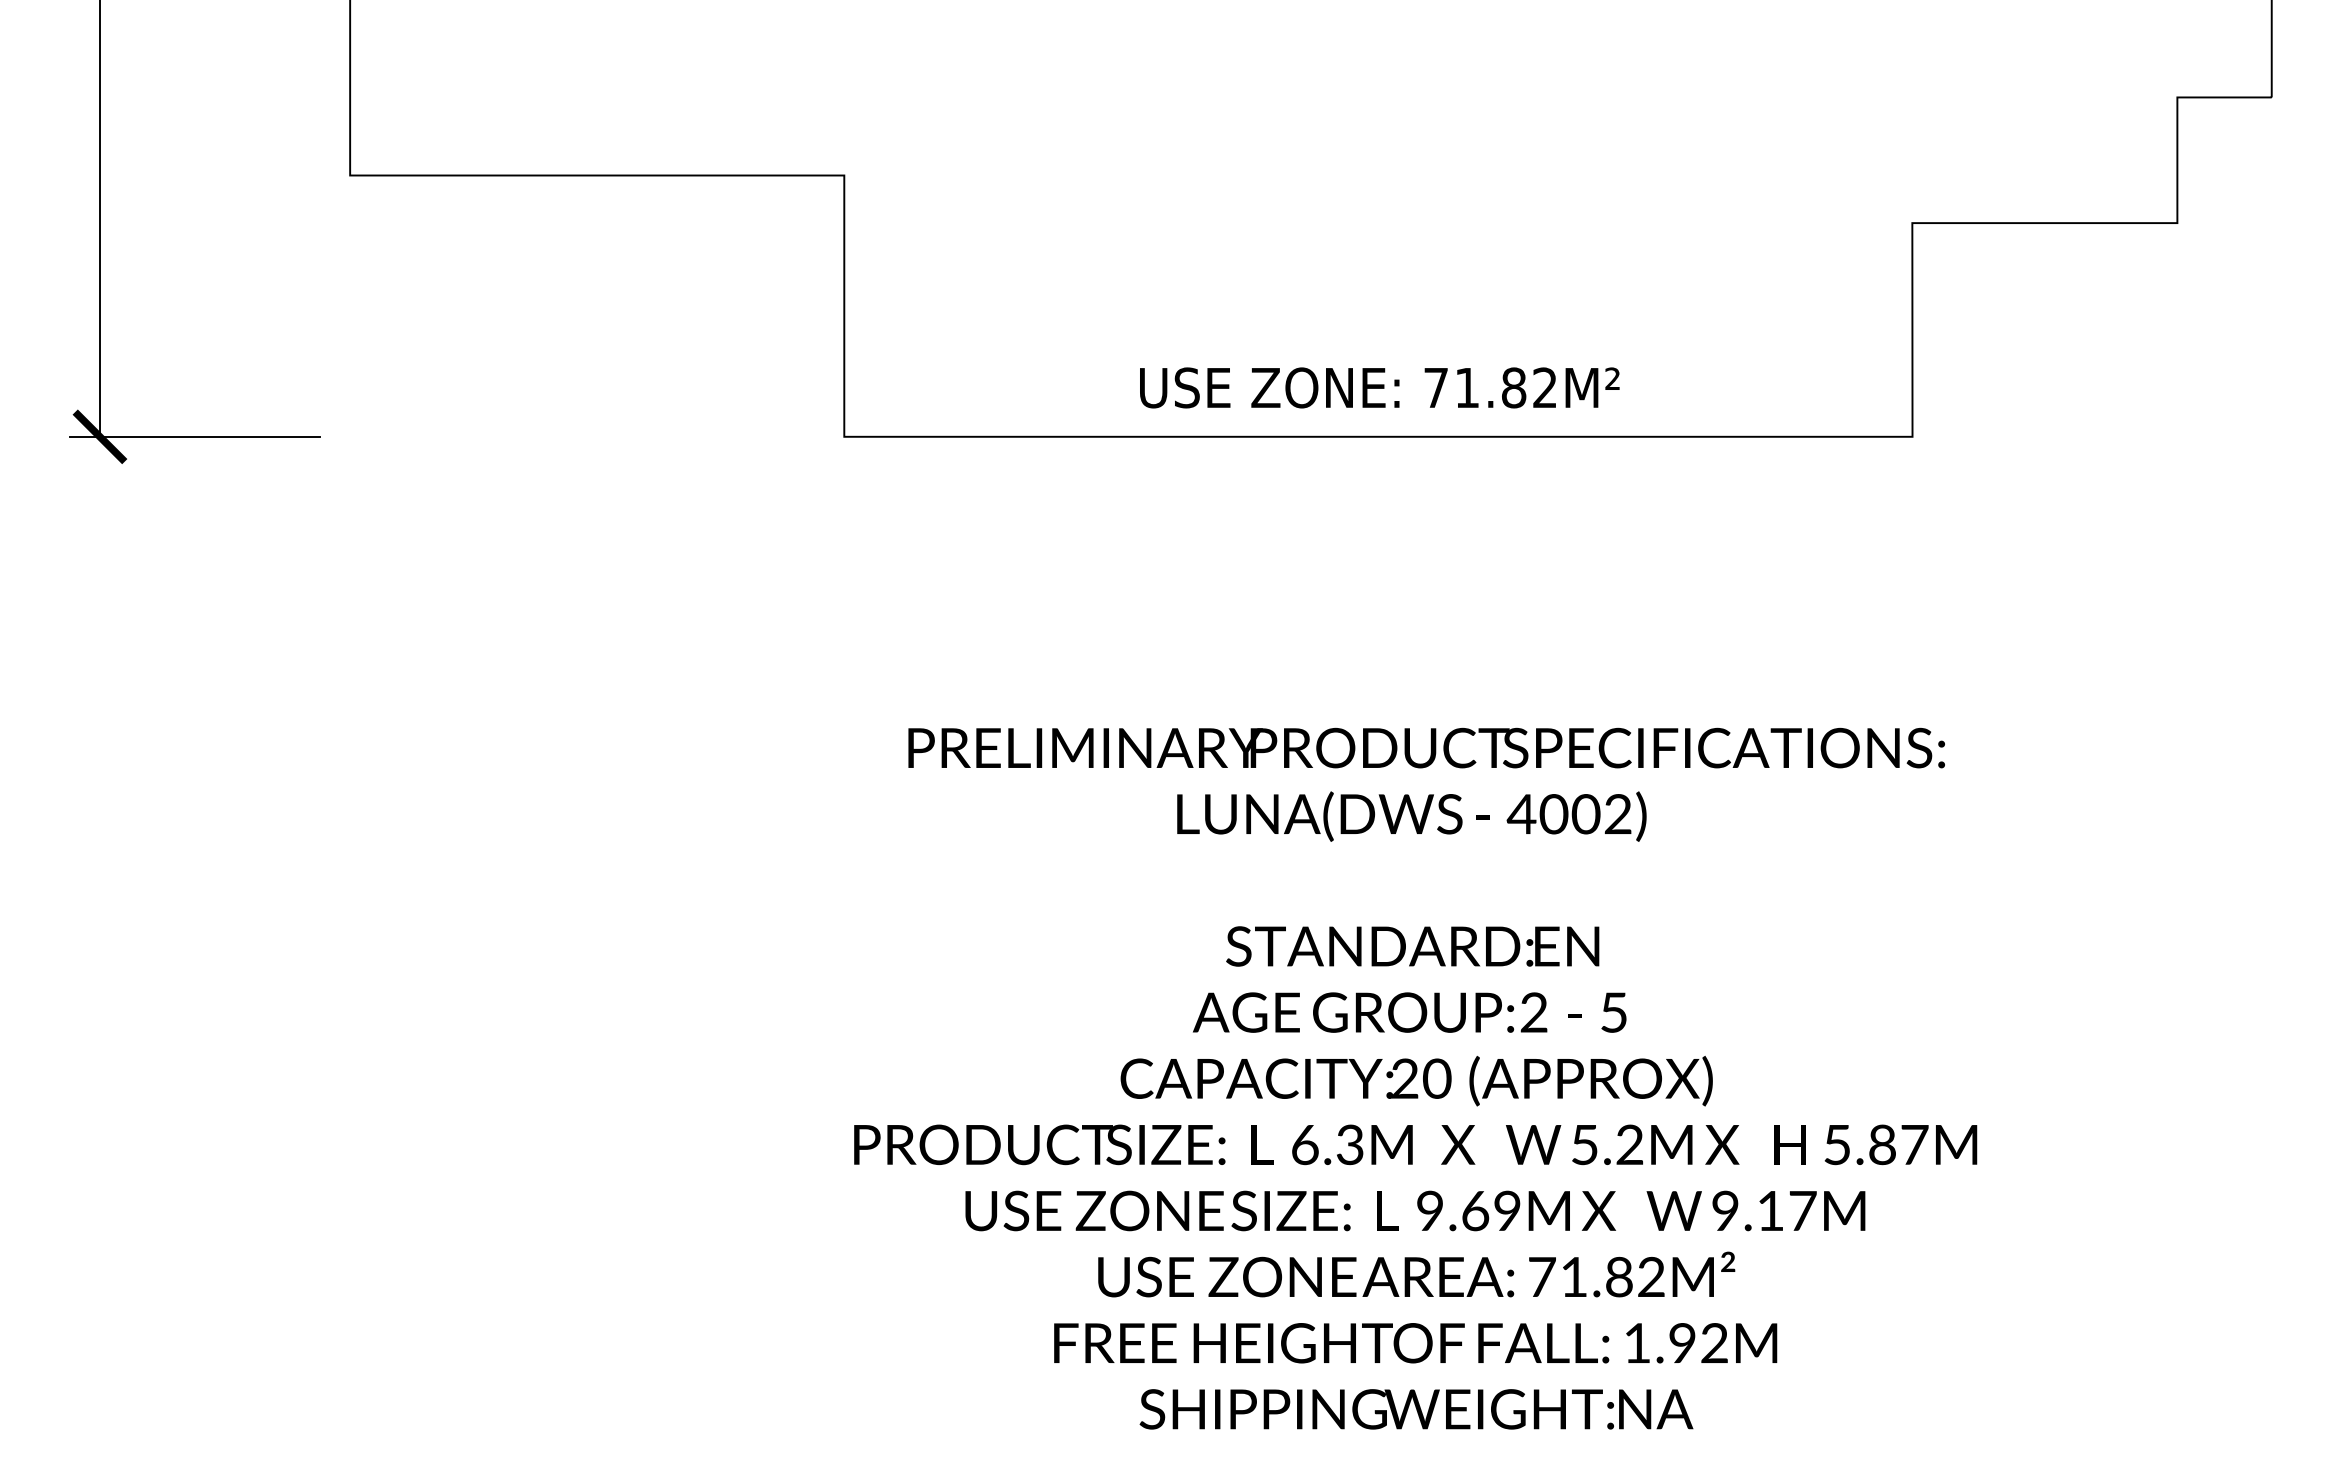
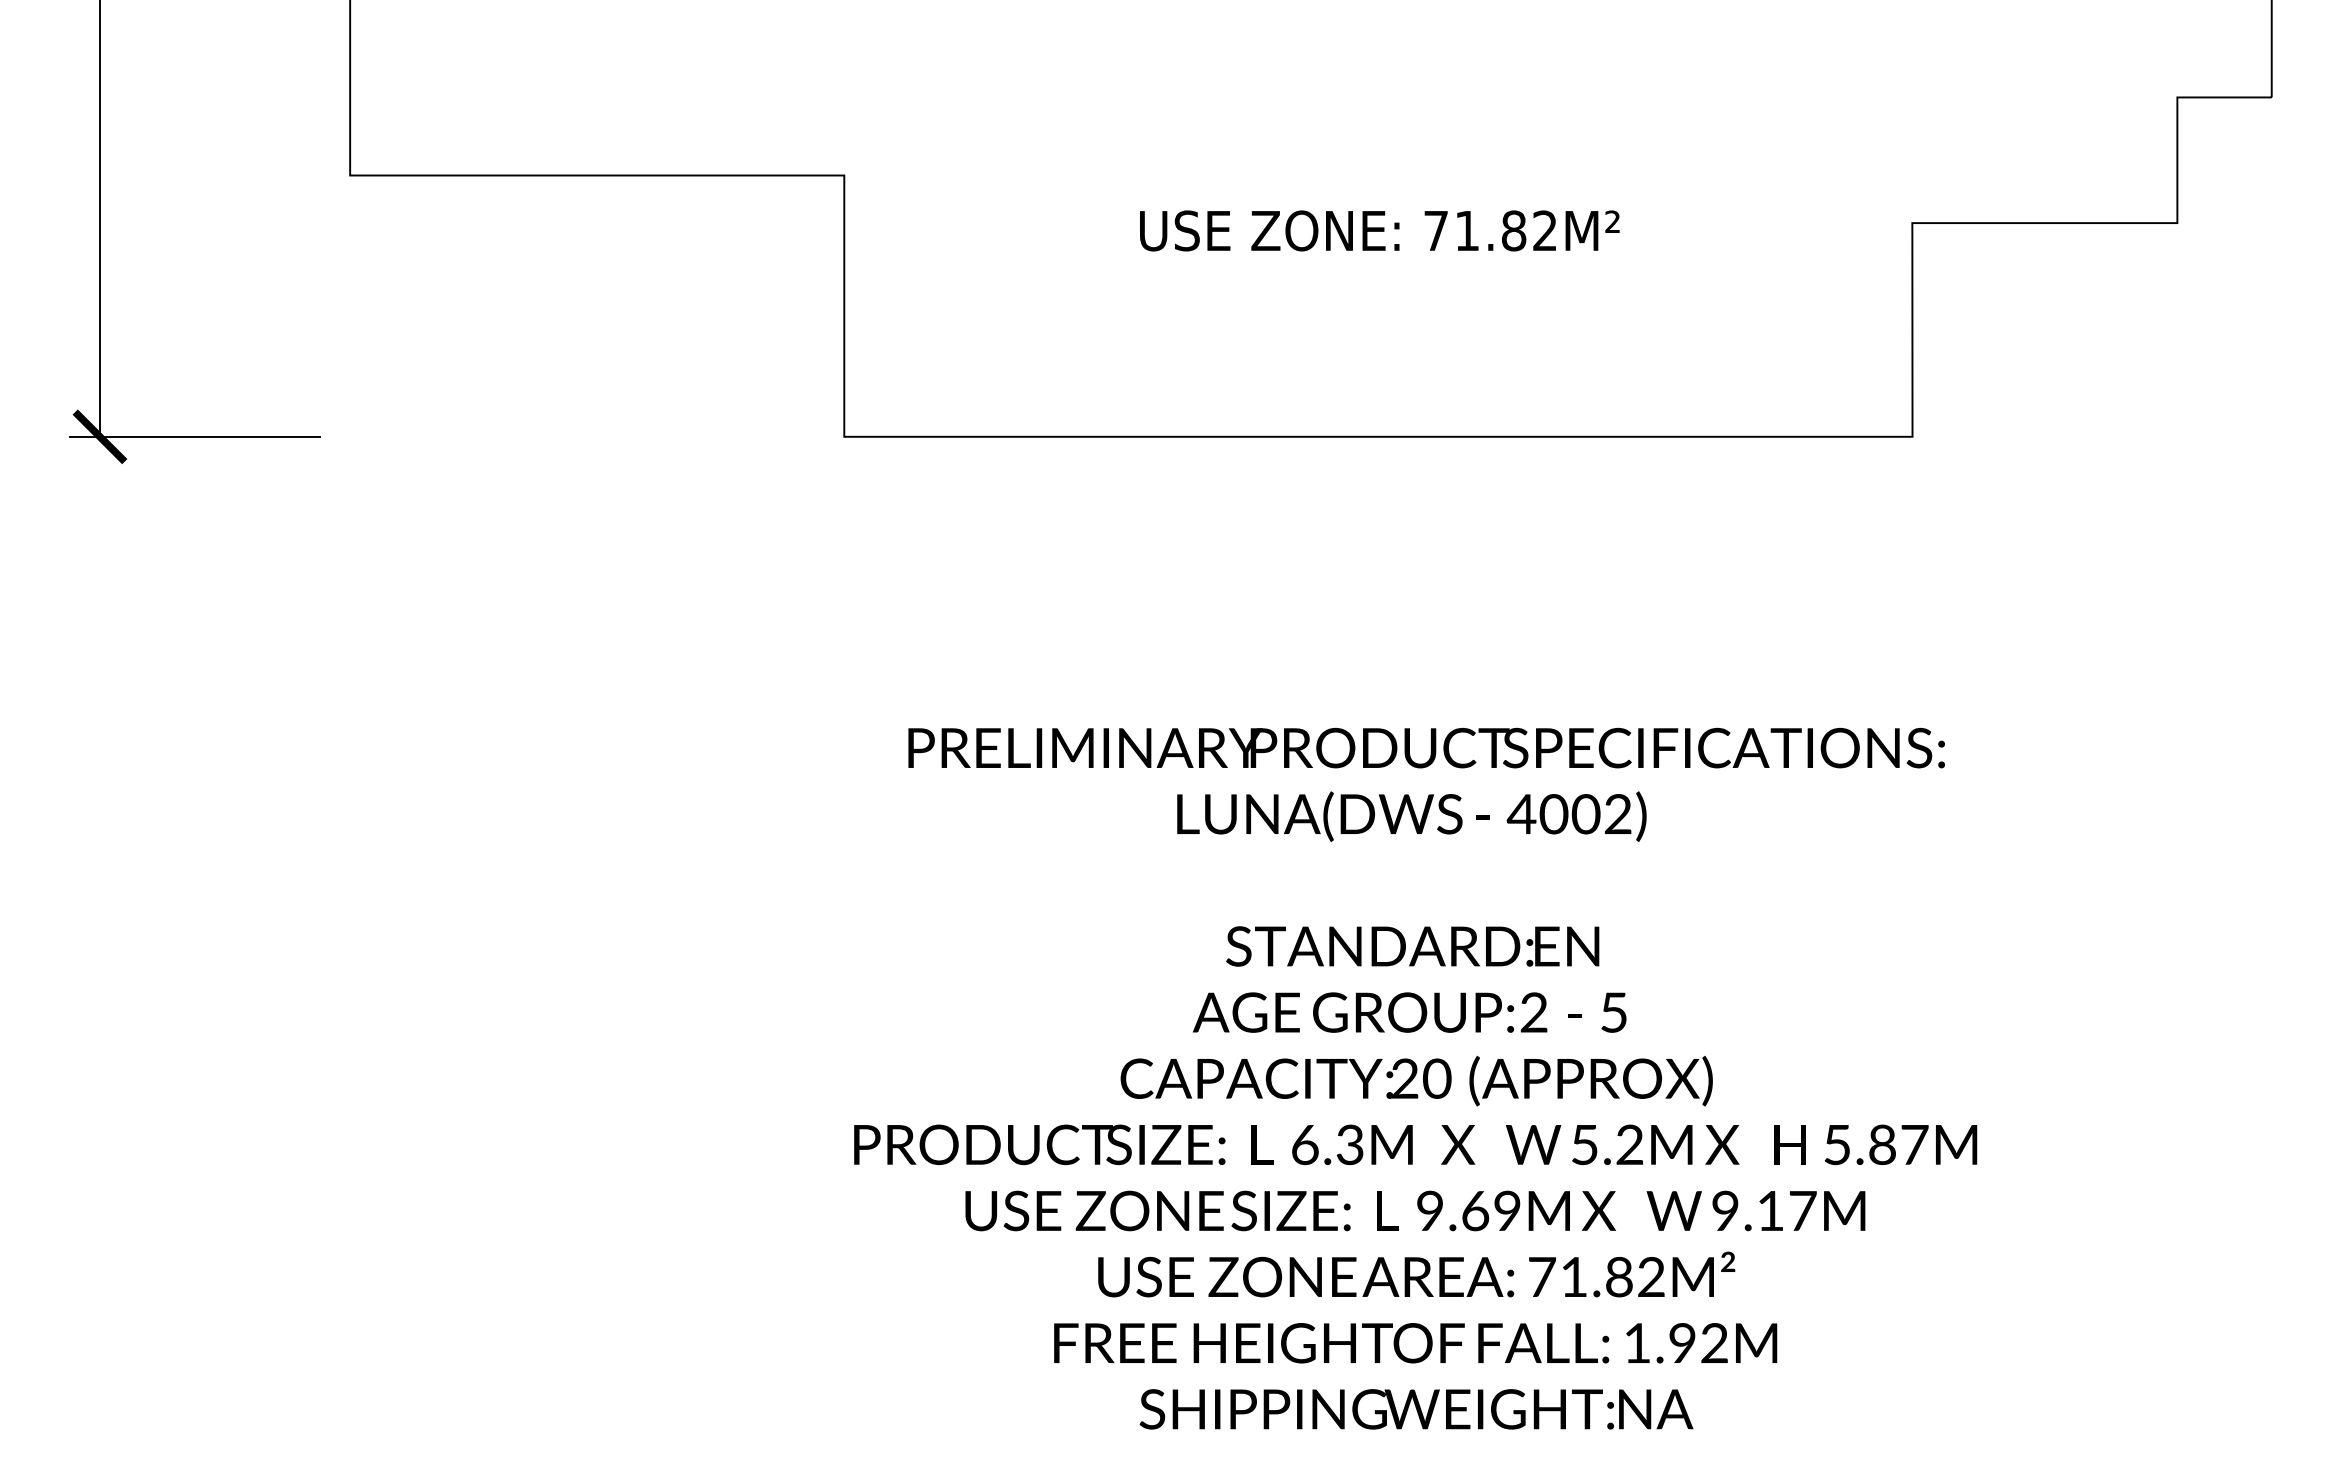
text position: (1379, 387) -> (1379, 230) (1379, 230)
